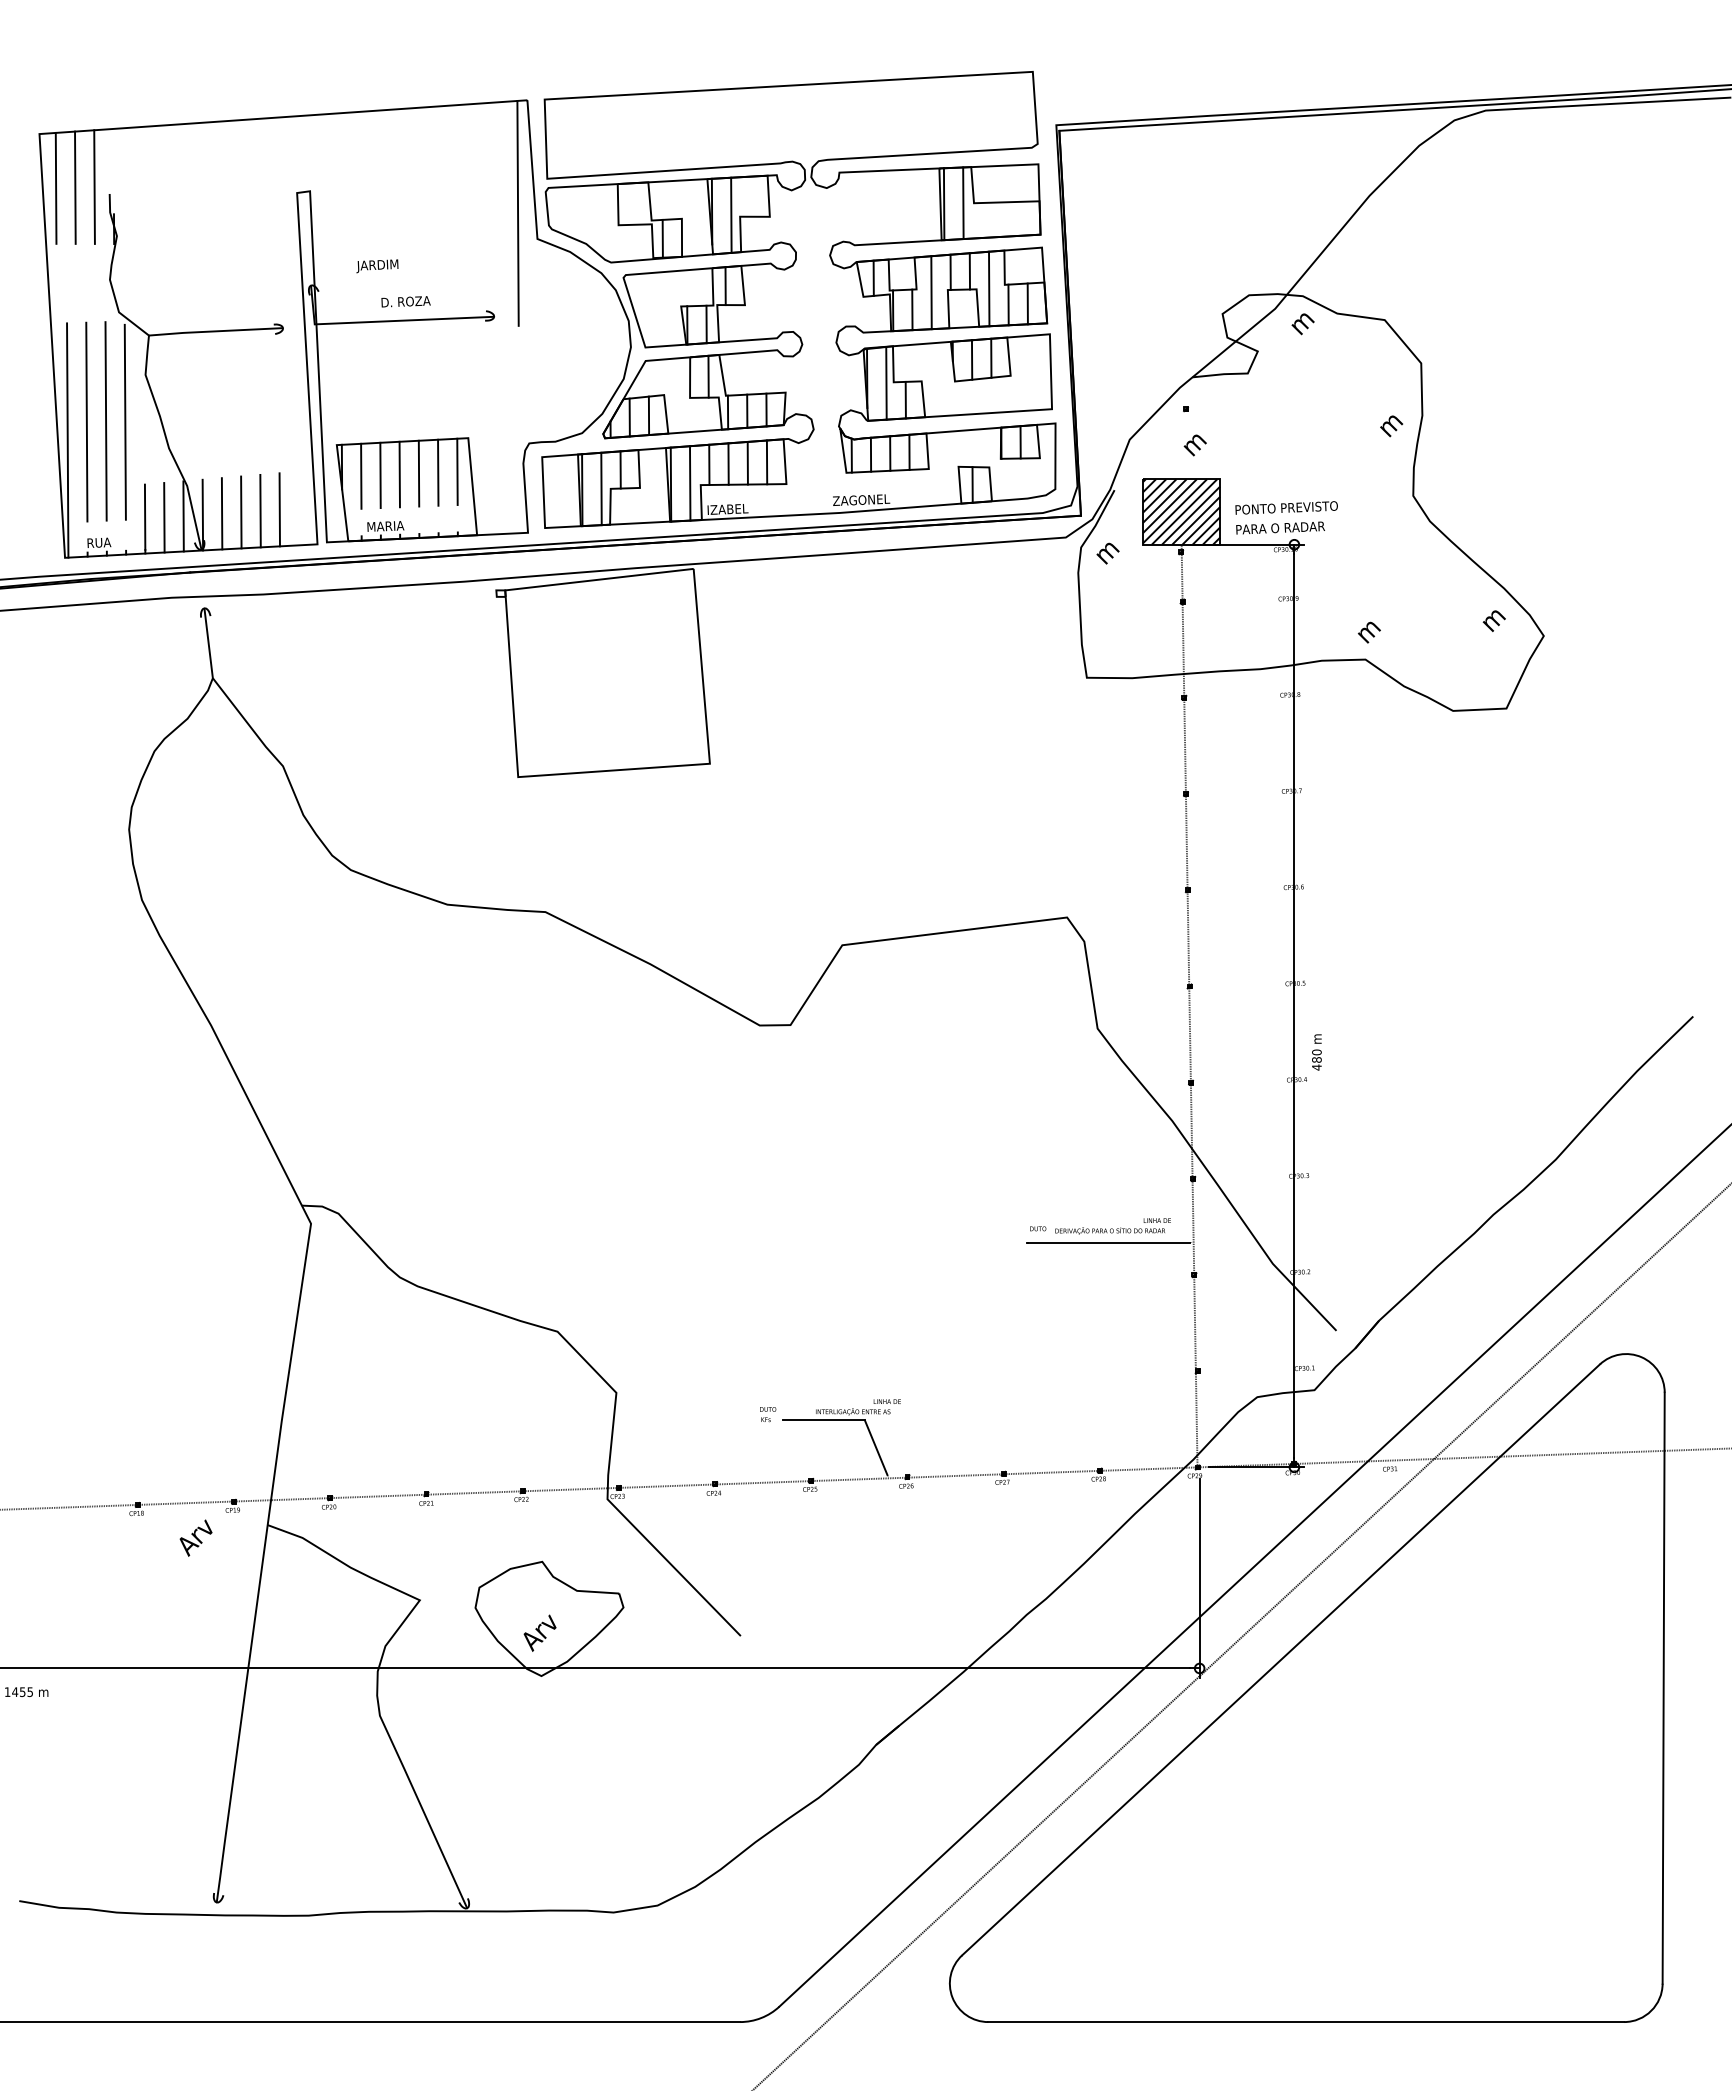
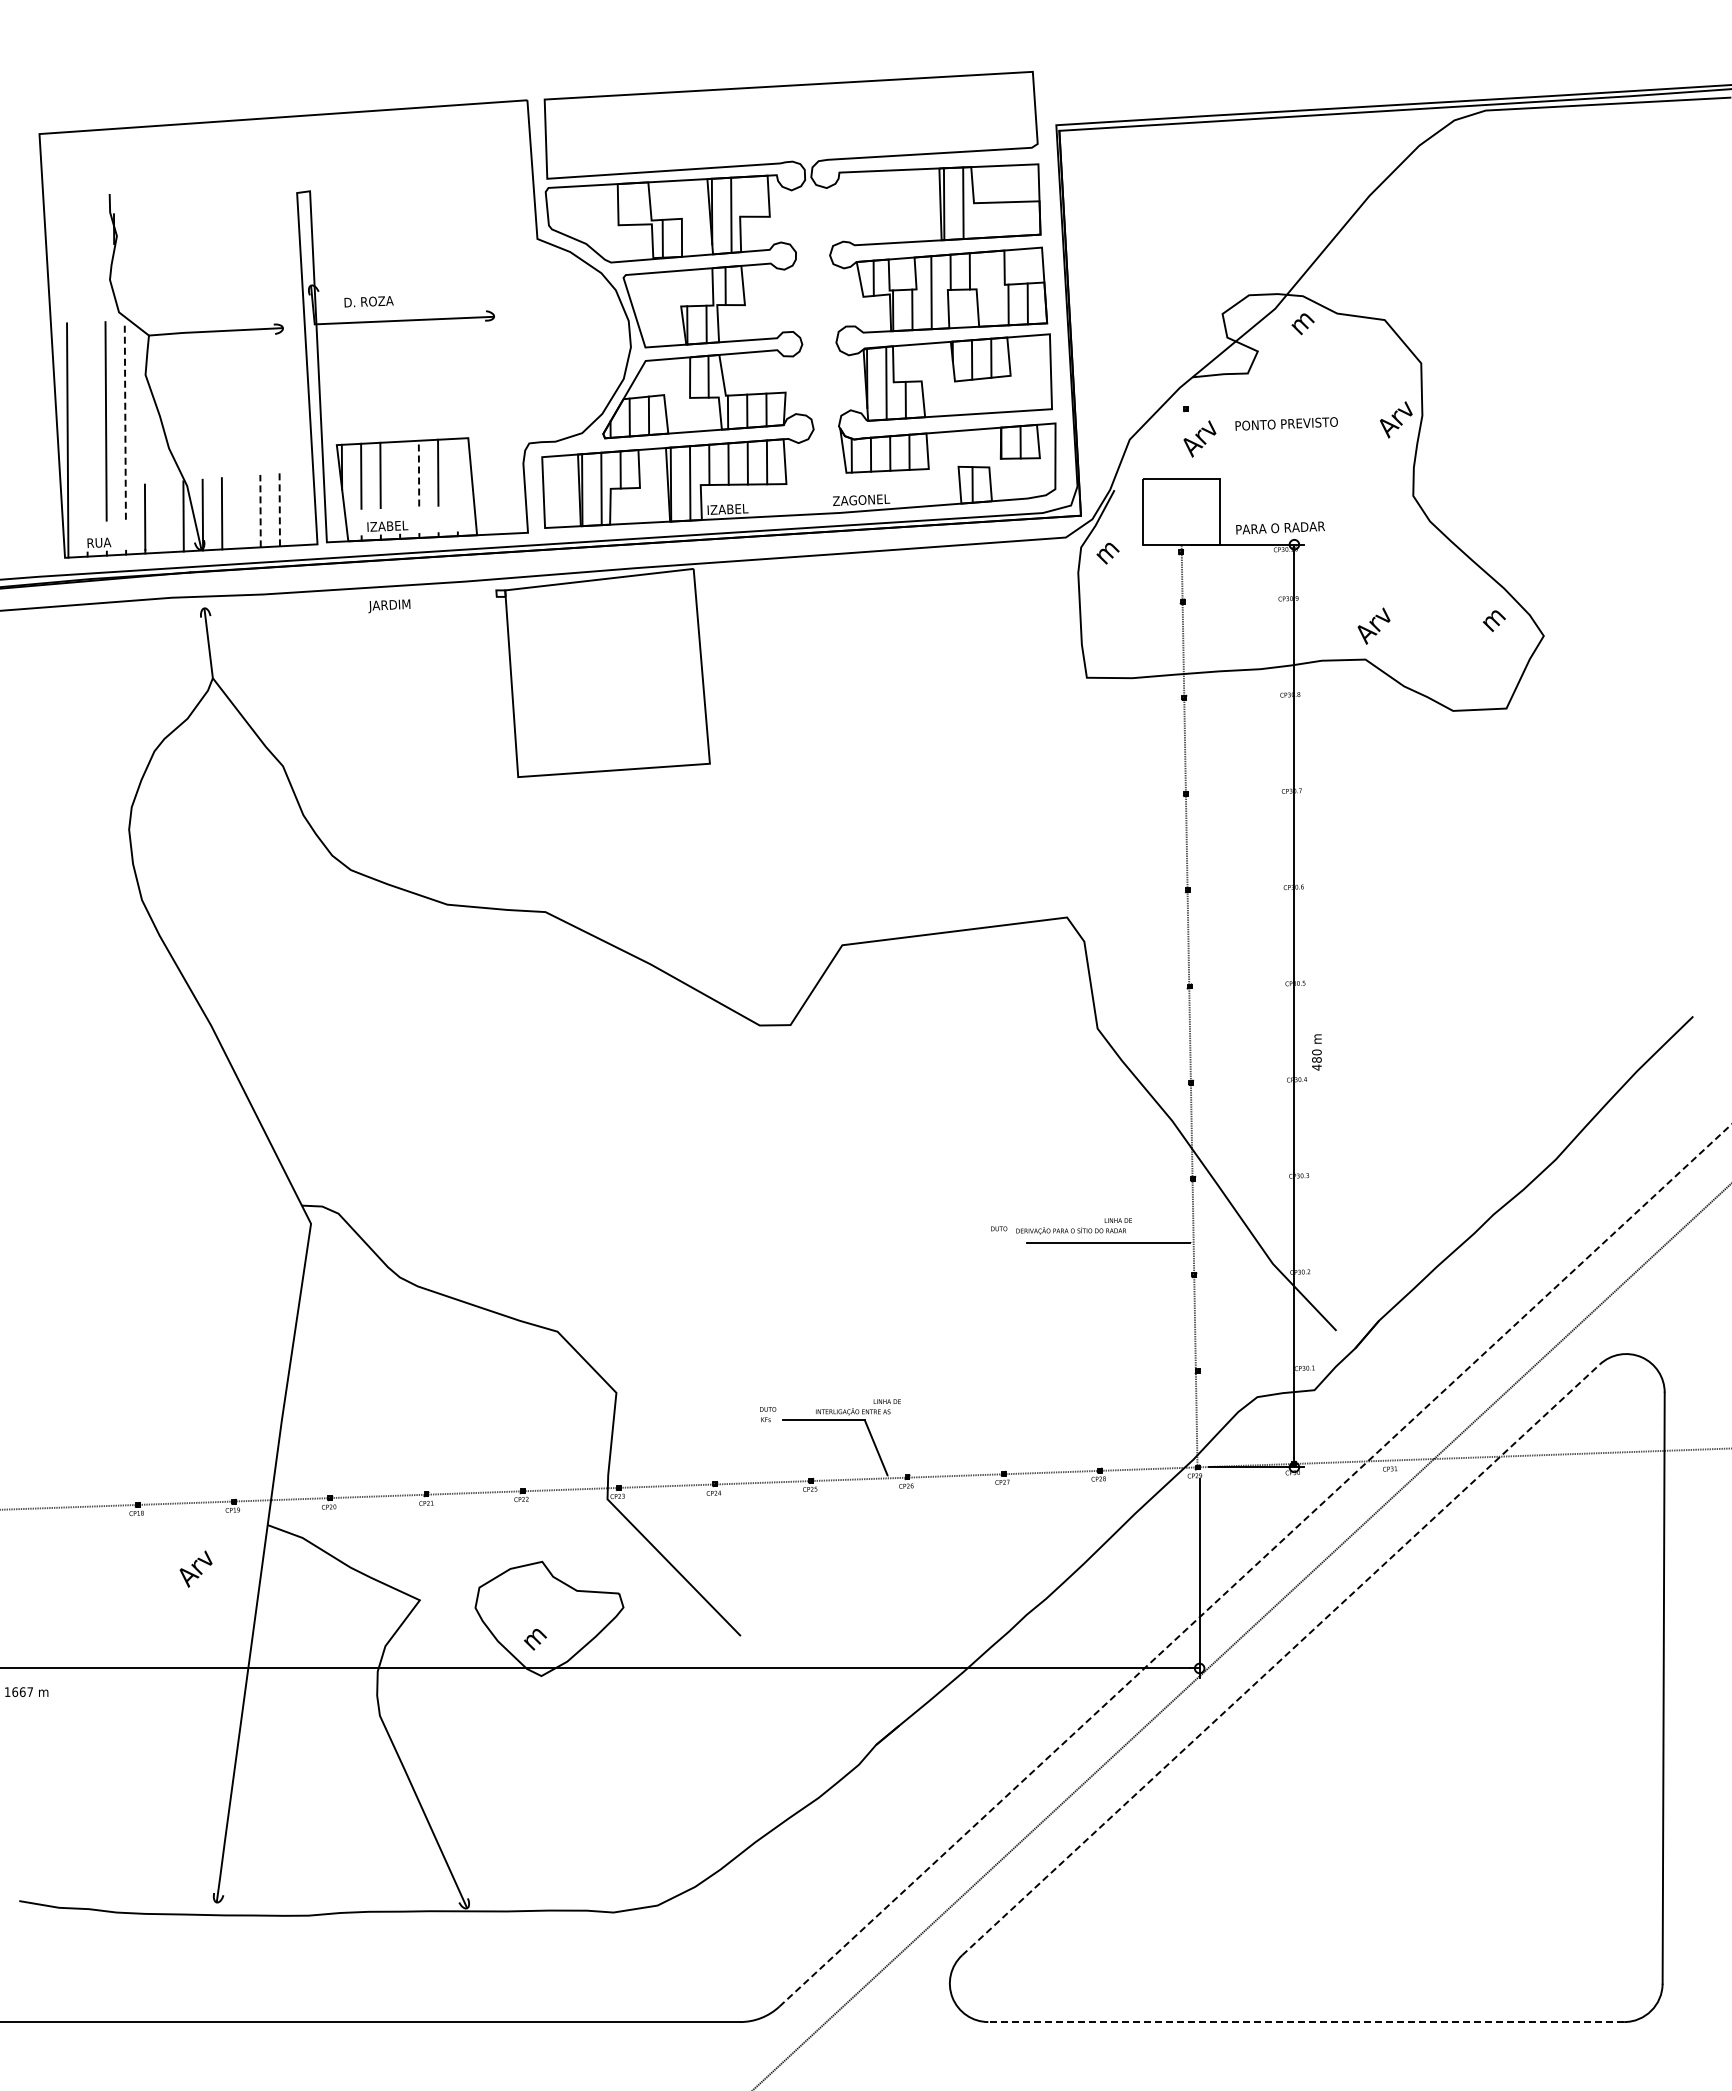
line: present -> none (94, 186)
line: present -> none (55, 187)
line: present -> none (75, 187)
line: present -> none (517, 212)
text position: (377, 266) -> (389, 606) (389, 606)
line: present -> none (989, 288)
text position: (405, 301) -> (368, 301) (368, 301)
text: m -> Arv (1396, 419)
line: present -> none (86, 421)
line: solid -> dashed (125, 421)
text: m -> Arv (1199, 438)
line: present -> none (457, 471)
line: solid -> dashed (419, 473)
line: present -> none (399, 474)
text position: (1286, 507) -> (1286, 423) (1286, 423)
line: solid -> dashed (279, 509)
line: solid -> dashed (260, 510)
hatch: present -> none (1181, 511)
line: present -> none (241, 512)
line: present -> none (164, 517)
text: MARIA -> IZABEL (388, 525)
text: m -> Arv (1373, 625)
text position: (1100, 1226) -> (1061, 1226) (1061, 1226)
text position: (195, 1537) -> (195, 1568) (195, 1568)
line: solid -> dashed (1255, 1565)
text: Arv -> m (539, 1632)
line: solid -> dashed (1281, 1659)
text: 1455 -> 1667 (22, 1692)
line: solid -> dashed (1306, 2022)
